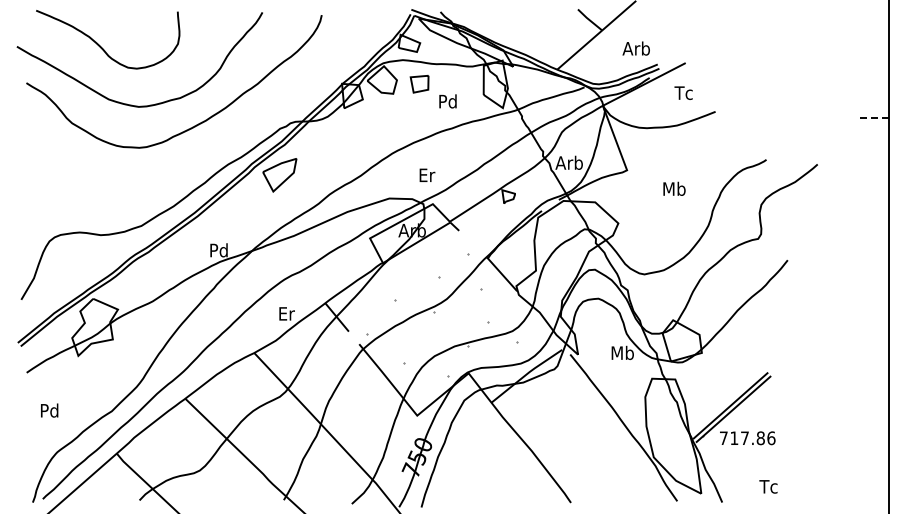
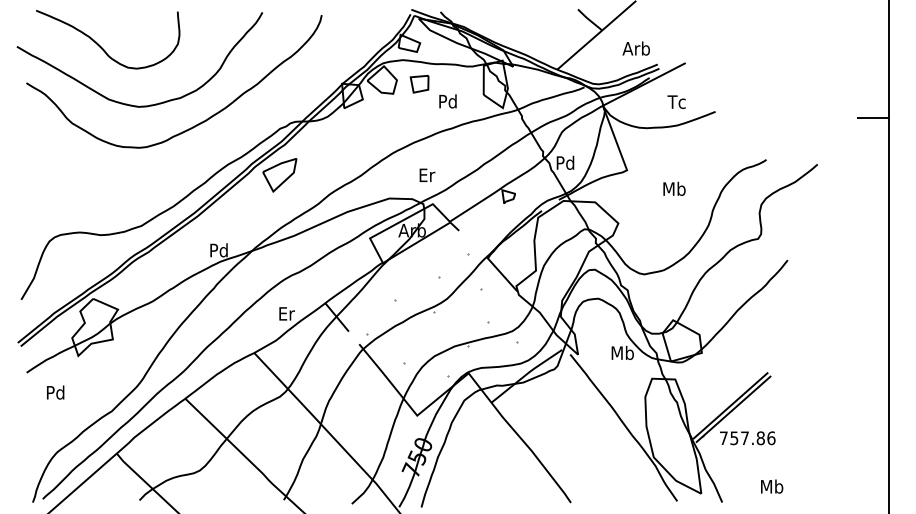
text position: (683, 92) -> (676, 101) (676, 101)
line: dashed -> solid (872, 118)
text: Arb -> Pd (568, 162)
text position: (49, 410) -> (55, 392) (55, 392)
text: 717.86 -> 757.86 (734, 438)
text: Tc -> Mb (771, 486)
